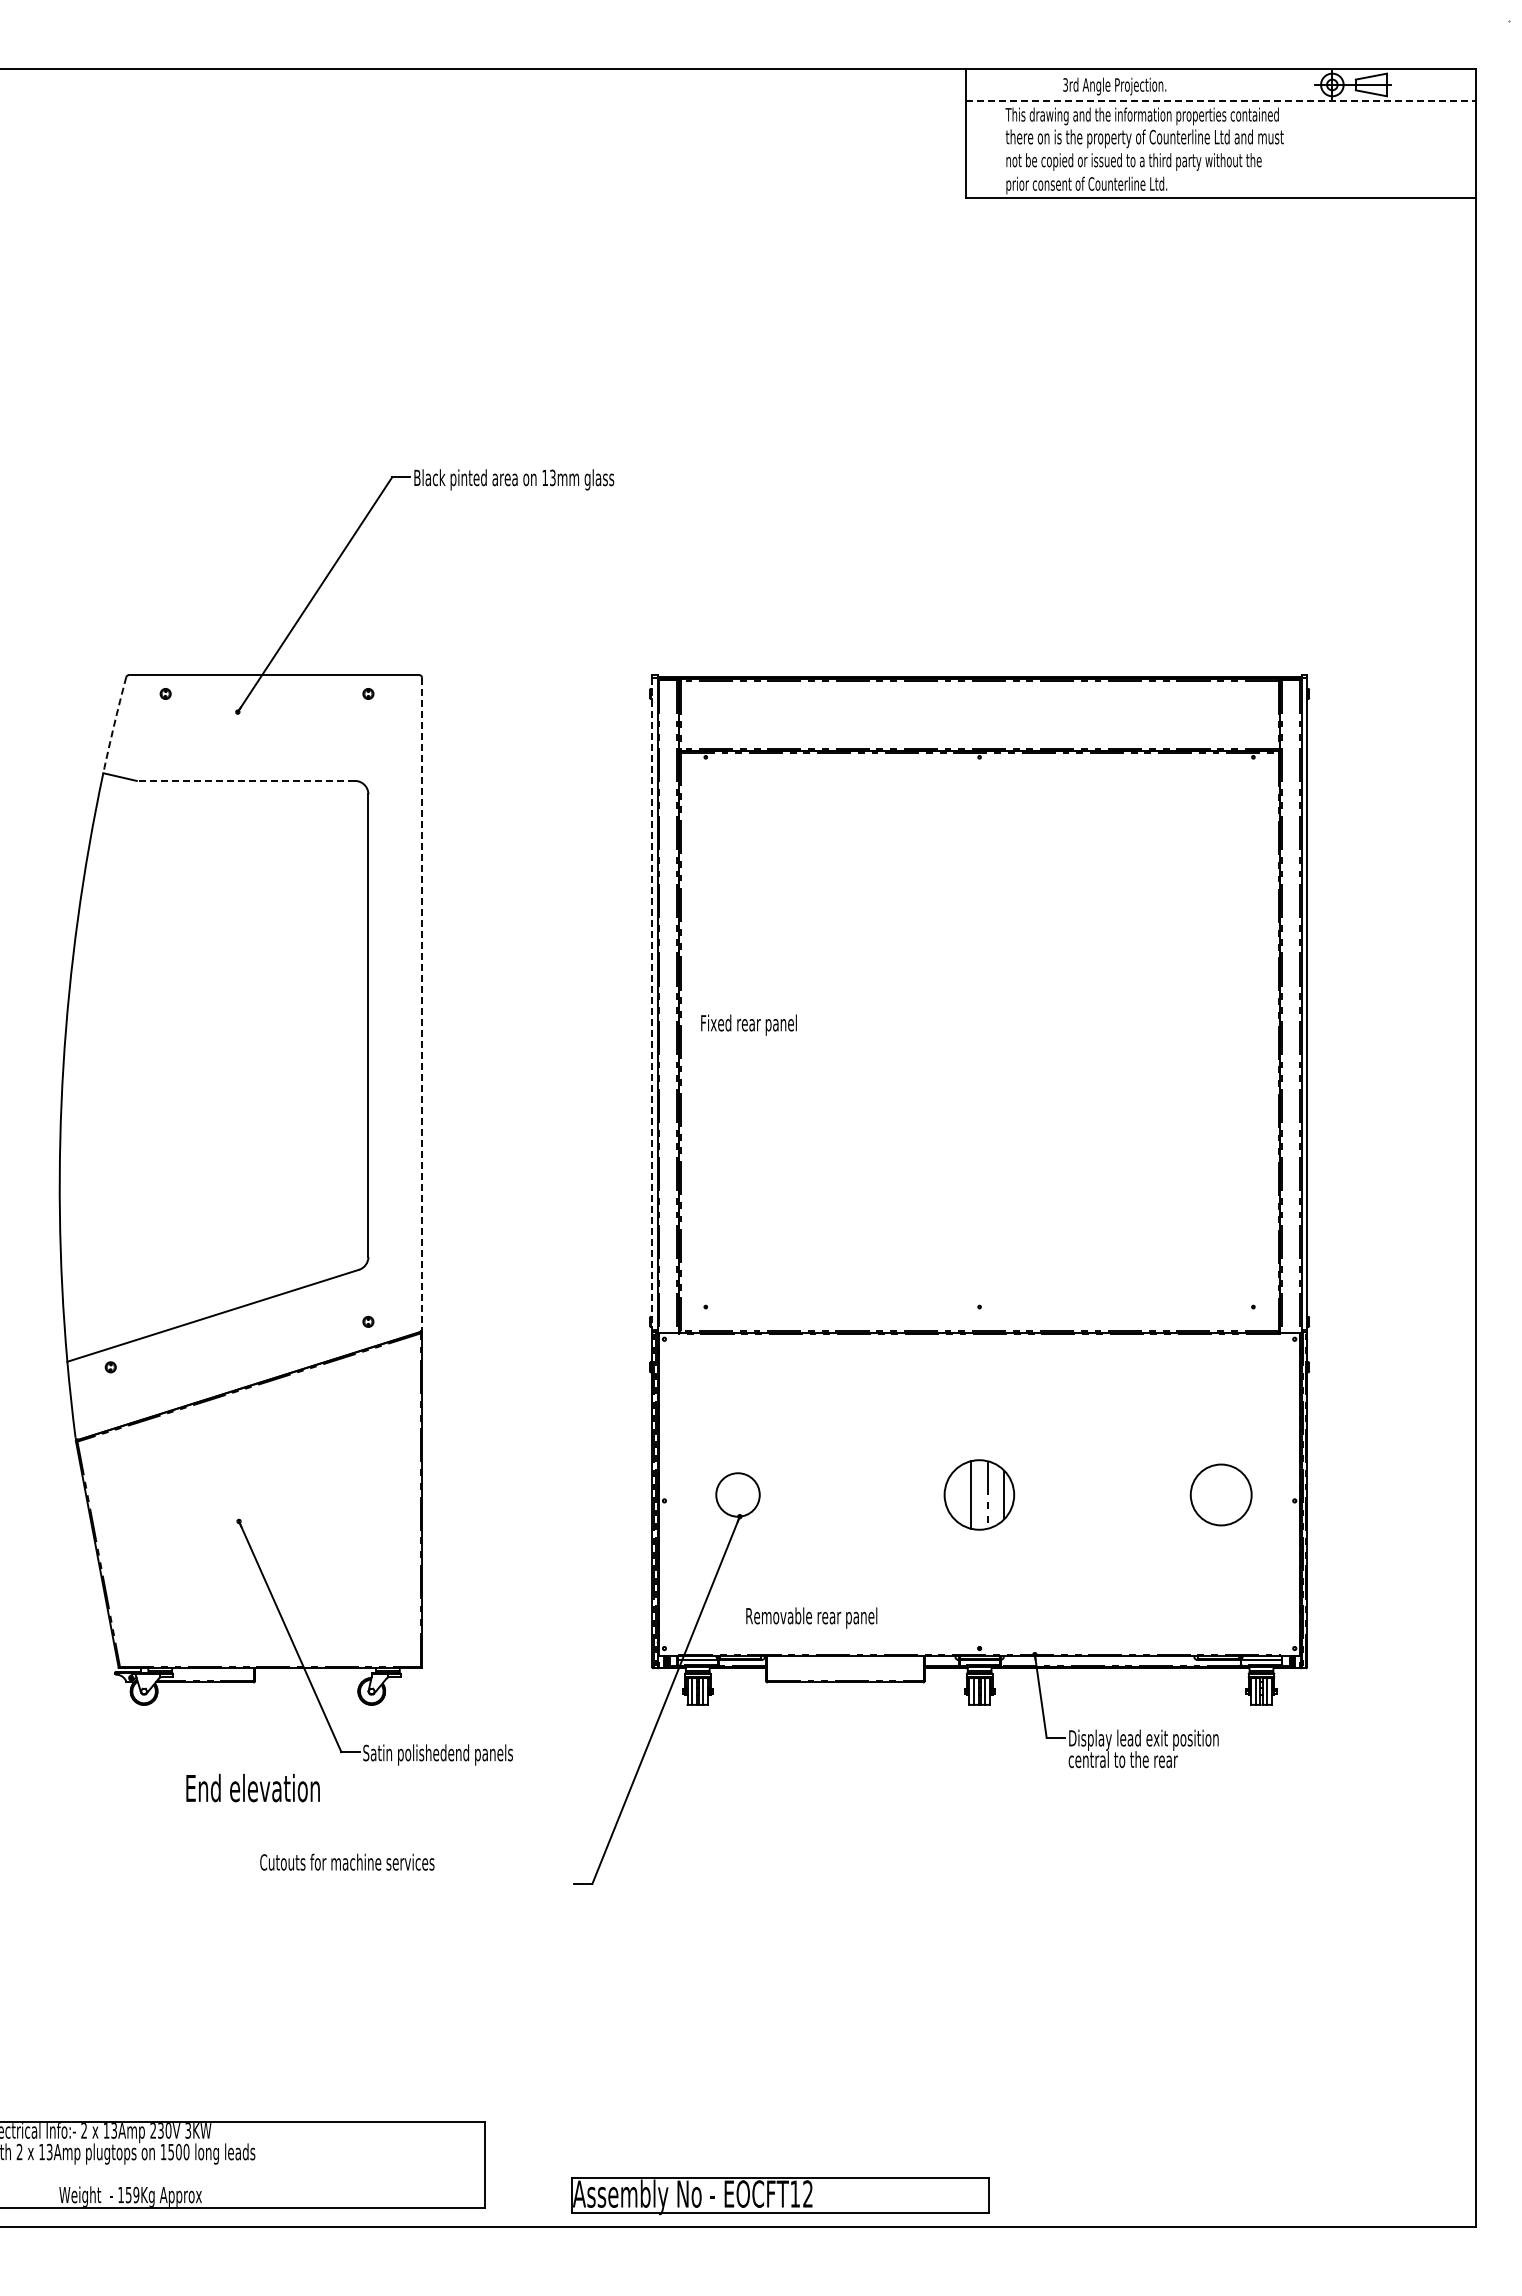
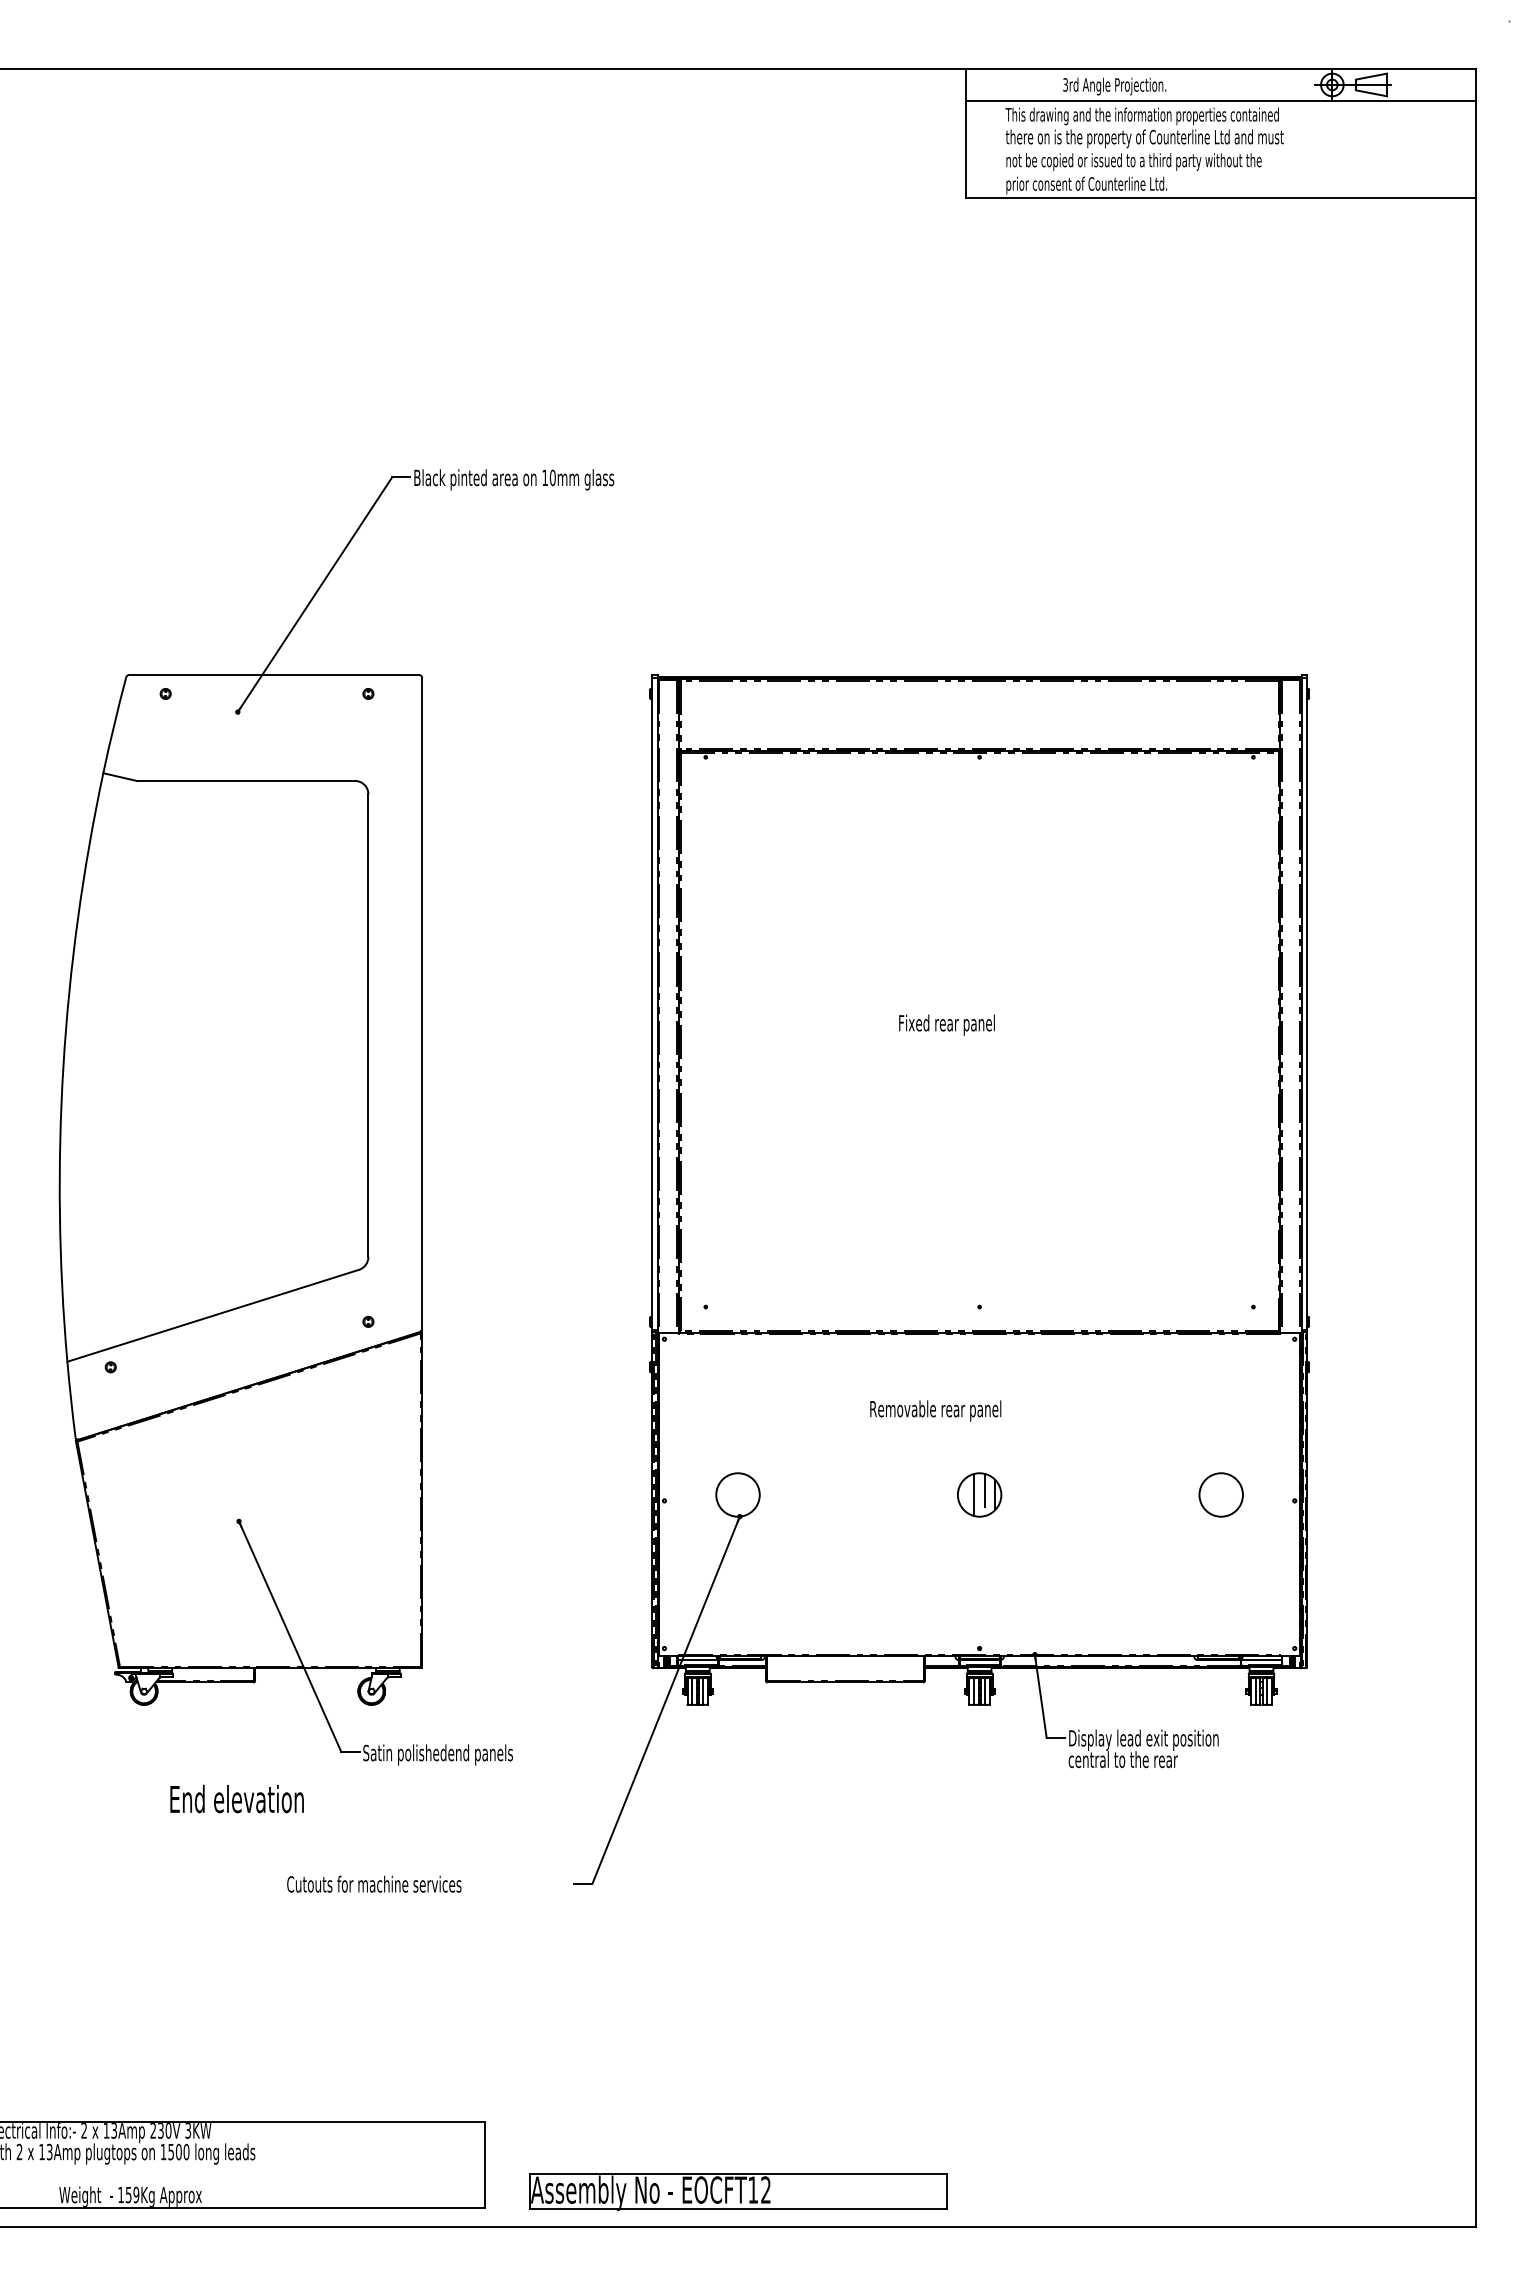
line: dashed -> solid (1221, 101)
text: 13mm -> 10mm (552, 477)
arc: dashed -> solid (114, 725)
line: dashed -> solid (245, 780)
line: dashed -> solid (422, 1003)
line: dashed -> solid (652, 1003)
text position: (748, 1024) -> (946, 1024) (946, 1024)
part size: 73x72 px -> 46x46 px (979, 1494)
circle diameter: 61 px -> 43 px (1220, 1494)
text position: (811, 1617) -> (935, 1410) (935, 1410)
text position: (252, 1787) -> (236, 1798) (236, 1798)
text position: (347, 1861) -> (374, 1883) (374, 1883)
part position: (780, 2196) -> (738, 2192) (738, 2192)
